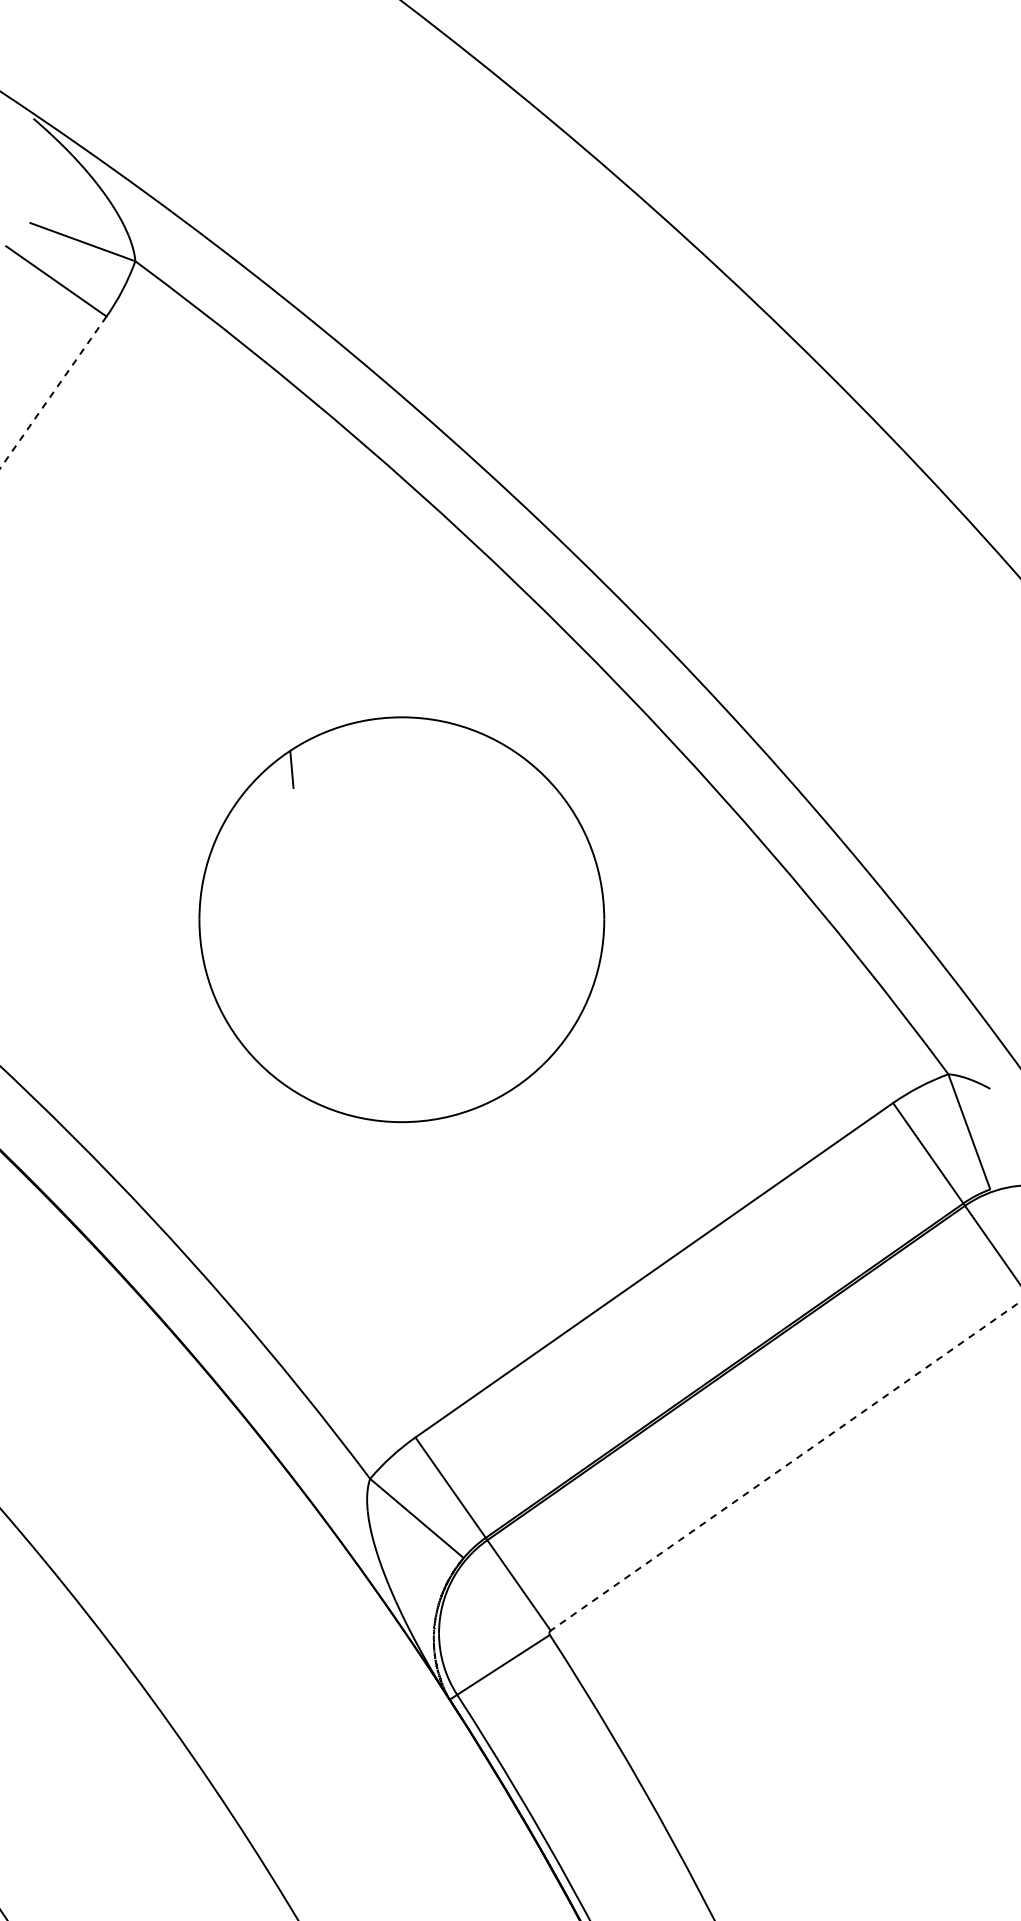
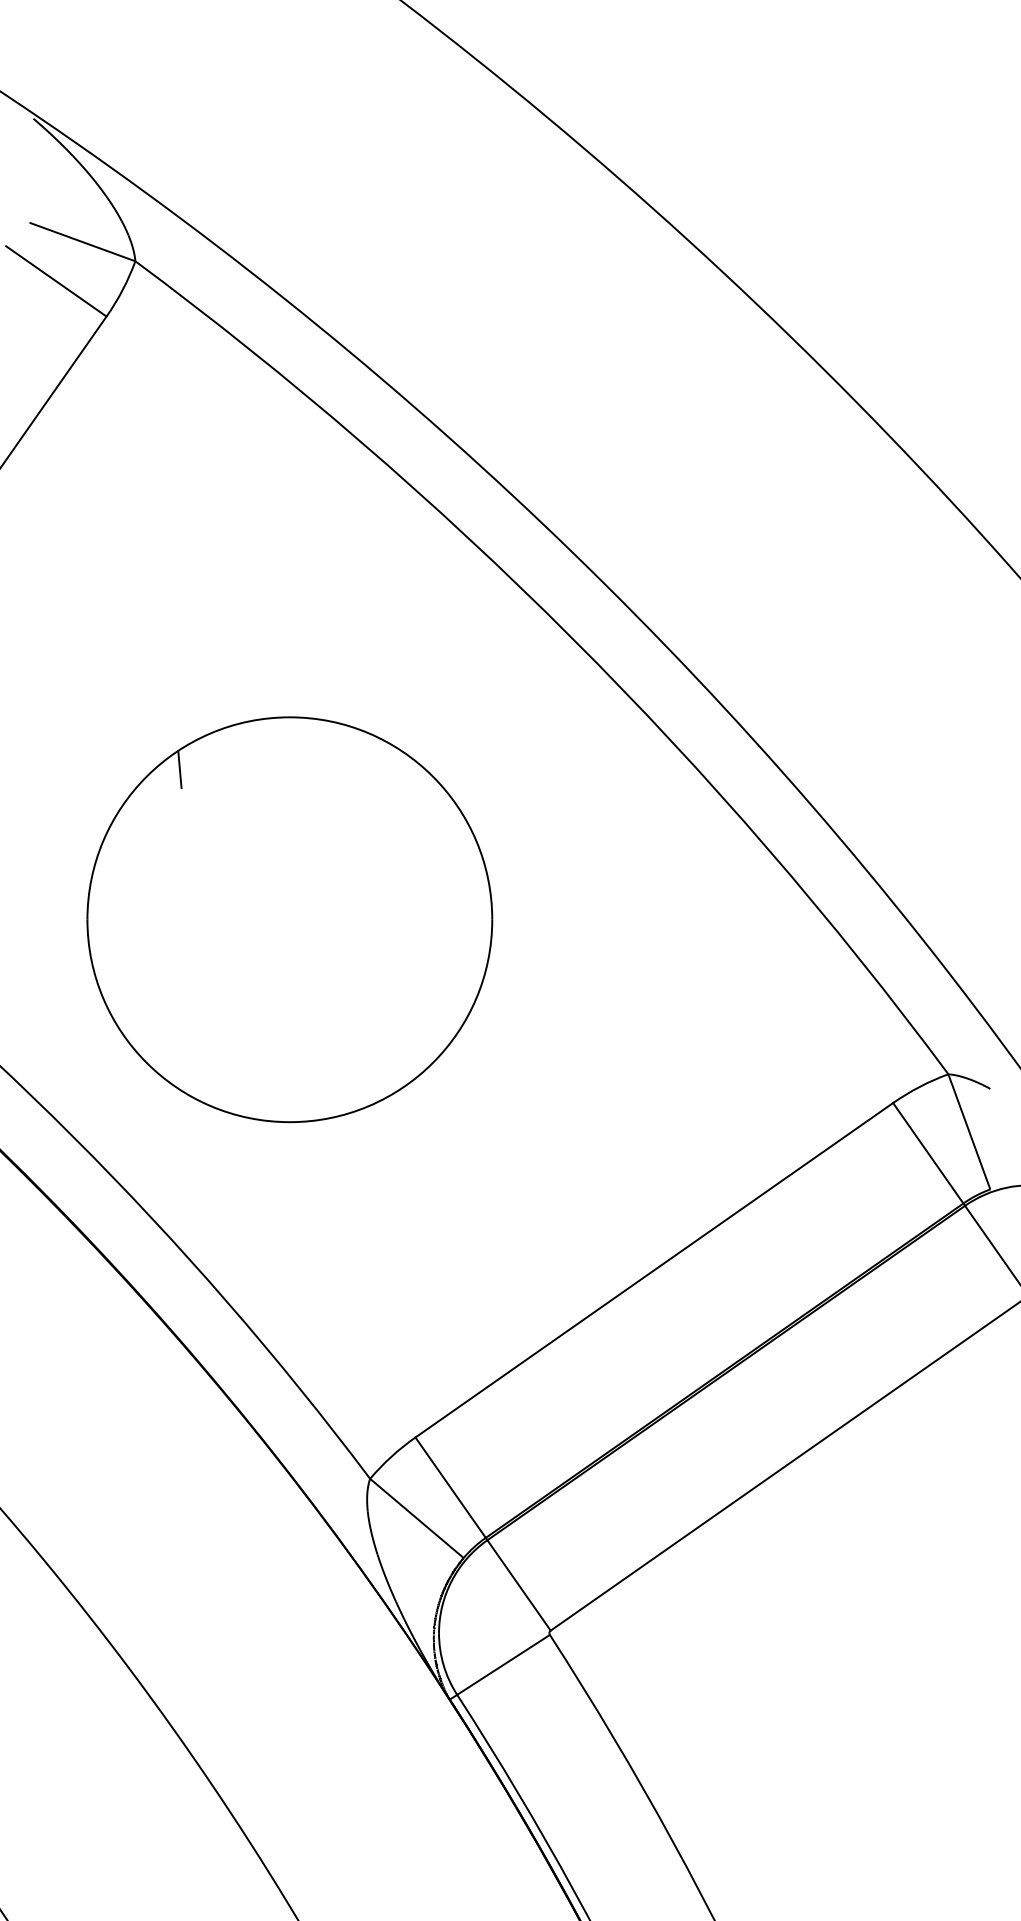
line: dashed -> solid (53, 392)
part position: (401, 919) -> (289, 919) (289, 919)
line: dashed -> solid (785, 1466)
